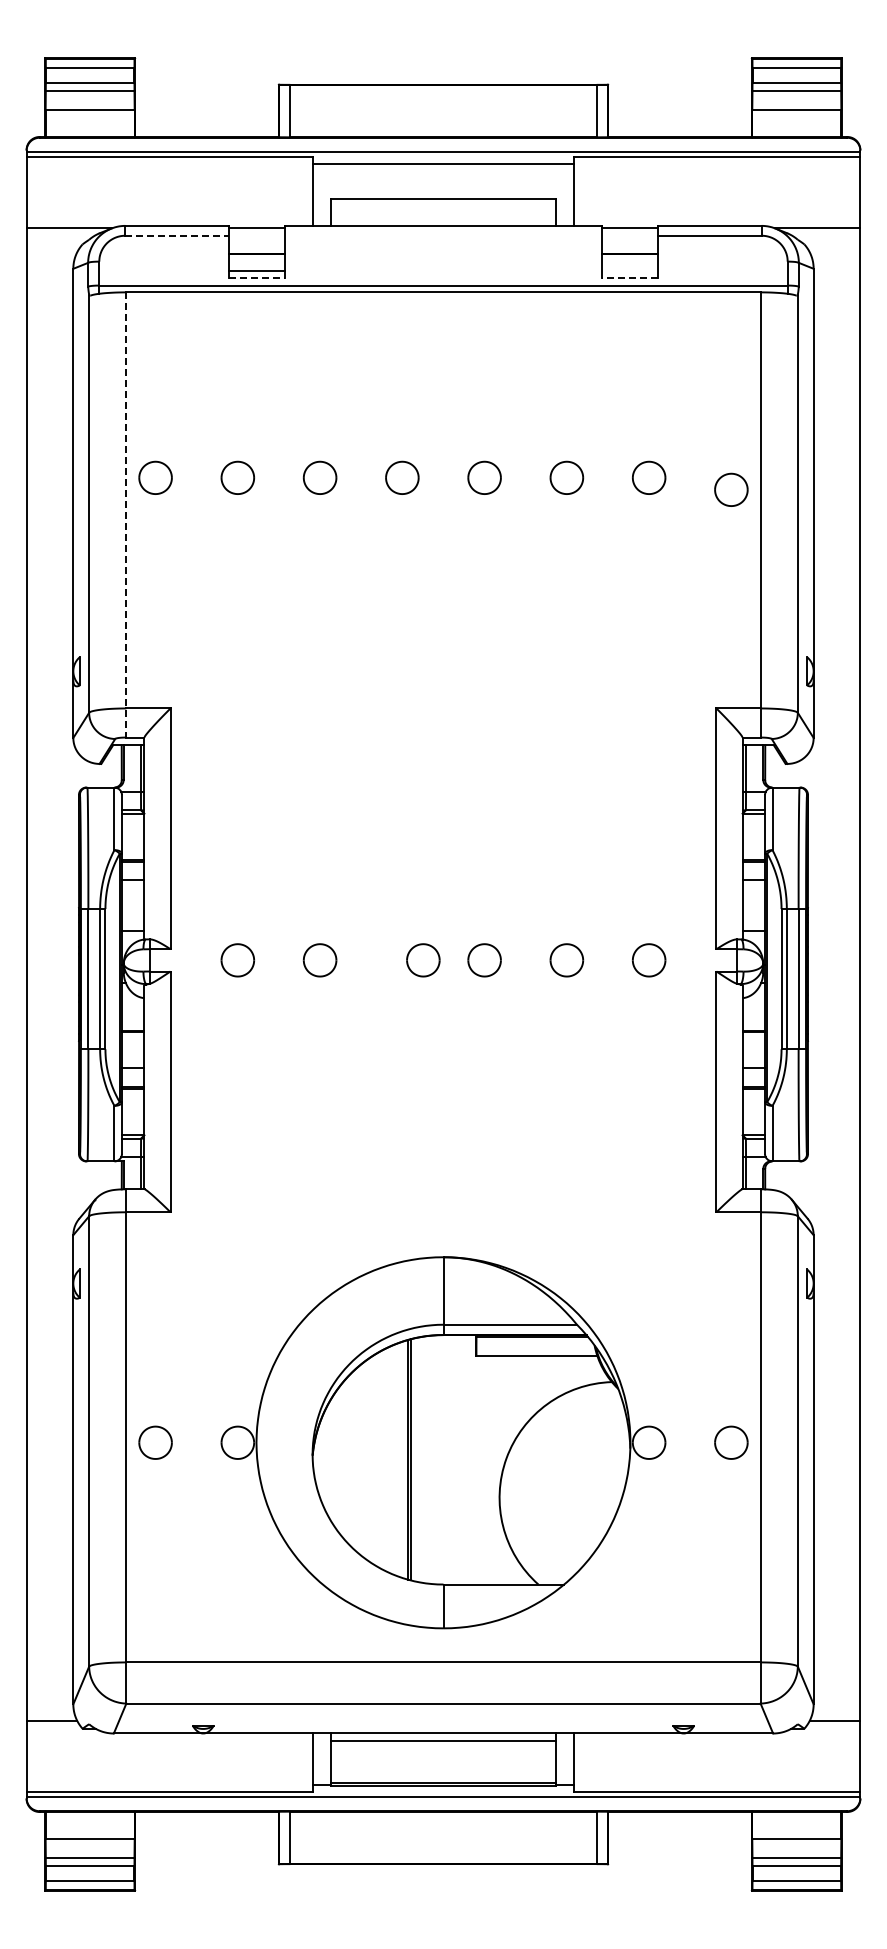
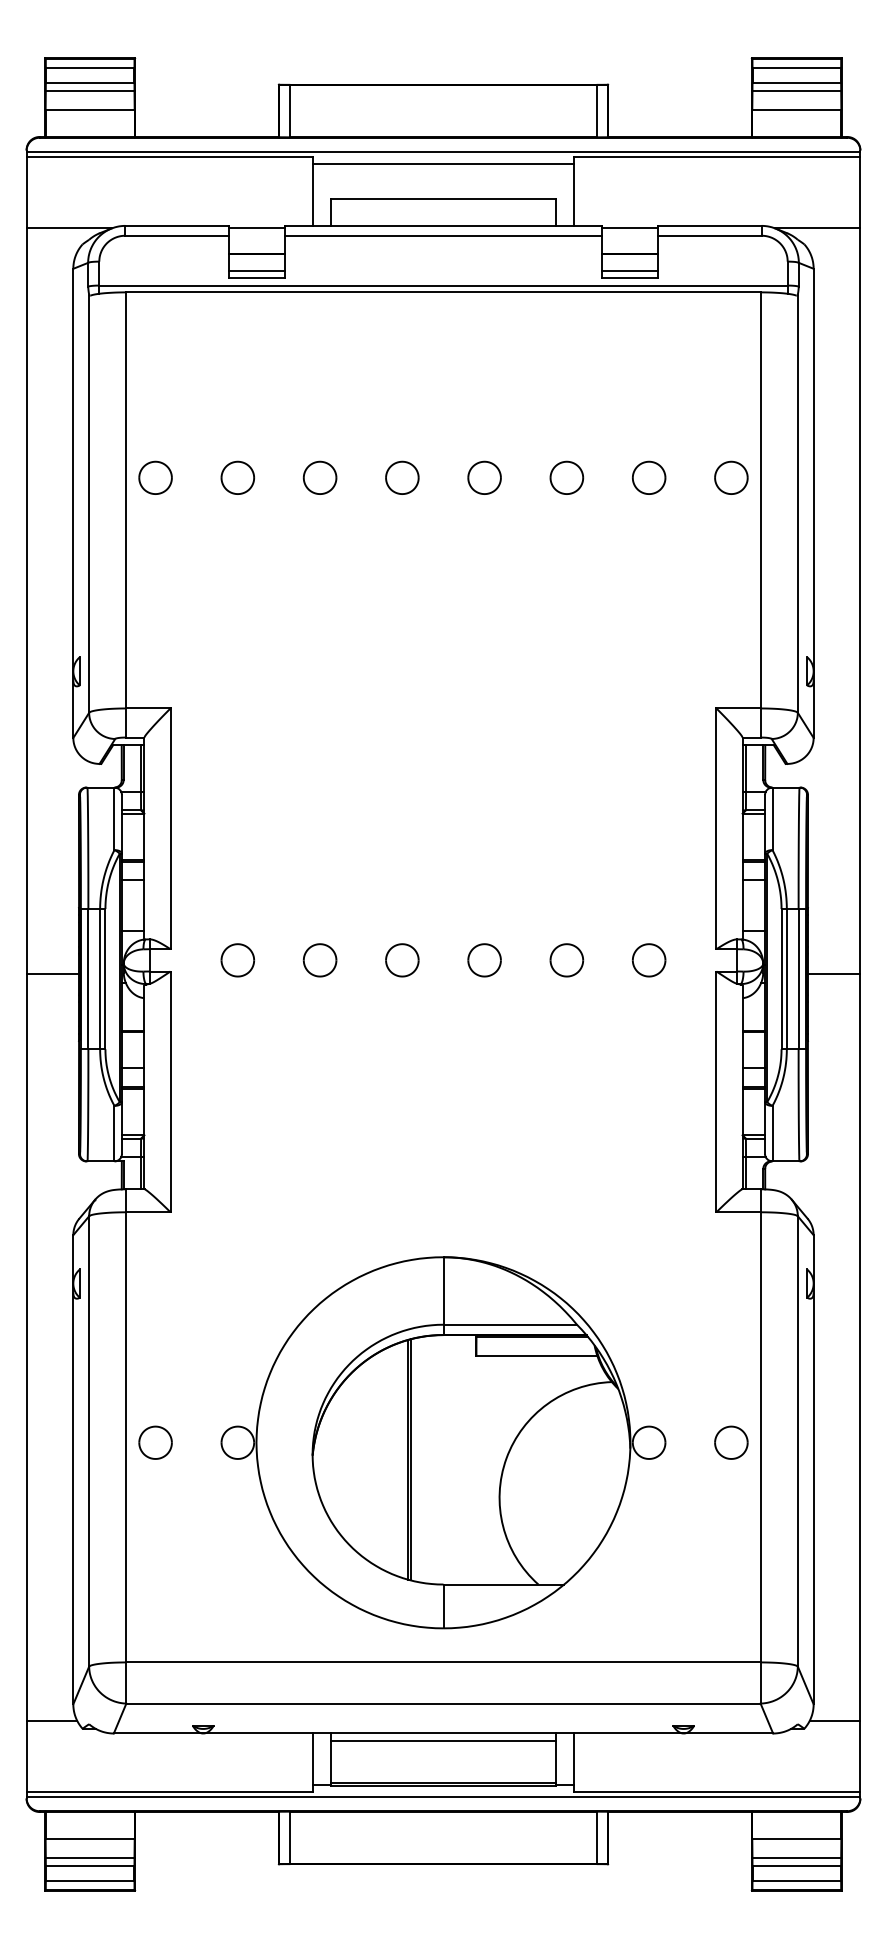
line: dashed -> solid (176, 235)
line: none -> present (443, 235)
line: none -> present (630, 270)
line: dashed -> solid (257, 278)
line: dashed -> solid (629, 278)
part position: (731, 489) -> (731, 477) (731, 477)
line: dashed -> solid (126, 514)
part position: (423, 960) -> (402, 960) (402, 960)
line: none -> present (52, 974)
line: none -> present (834, 974)
